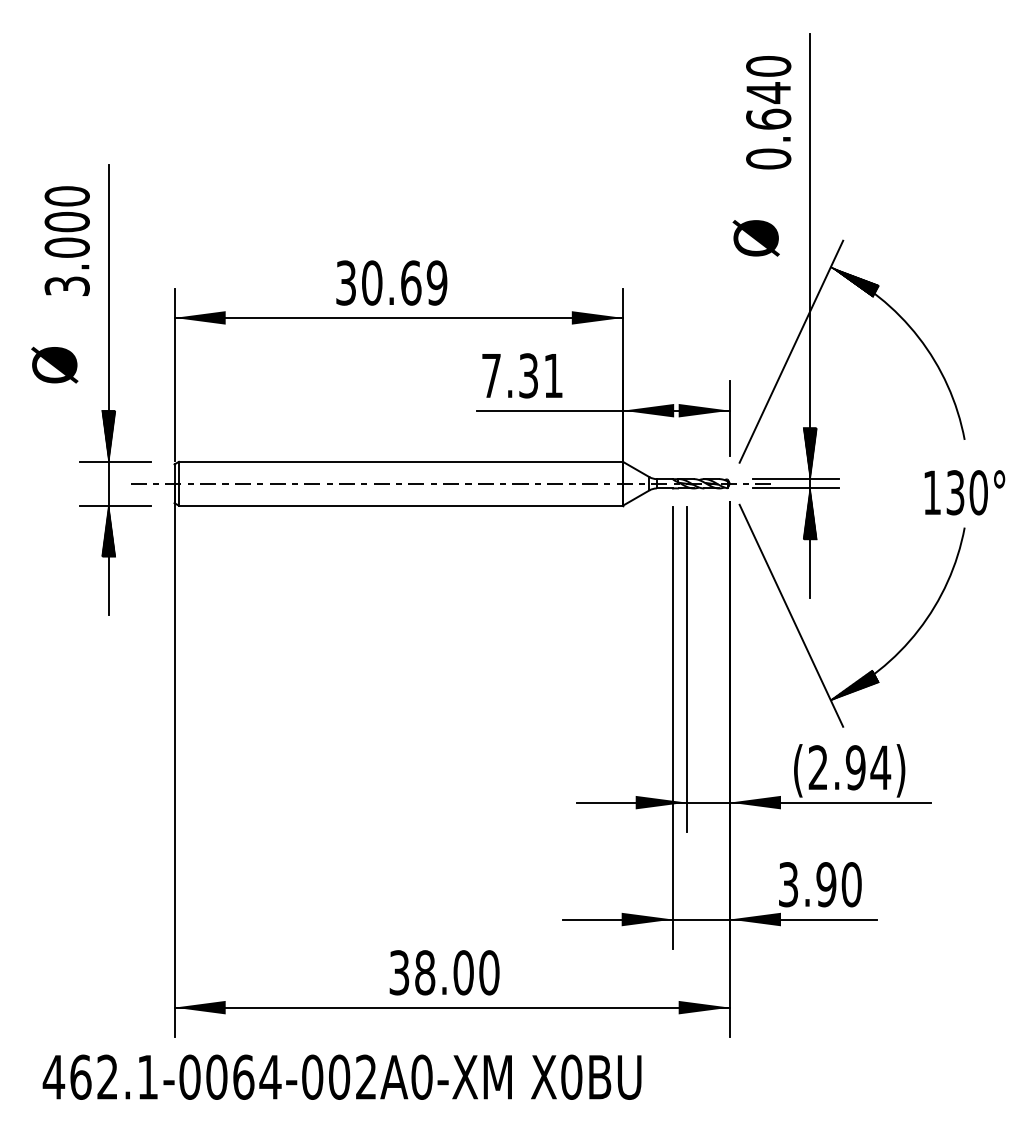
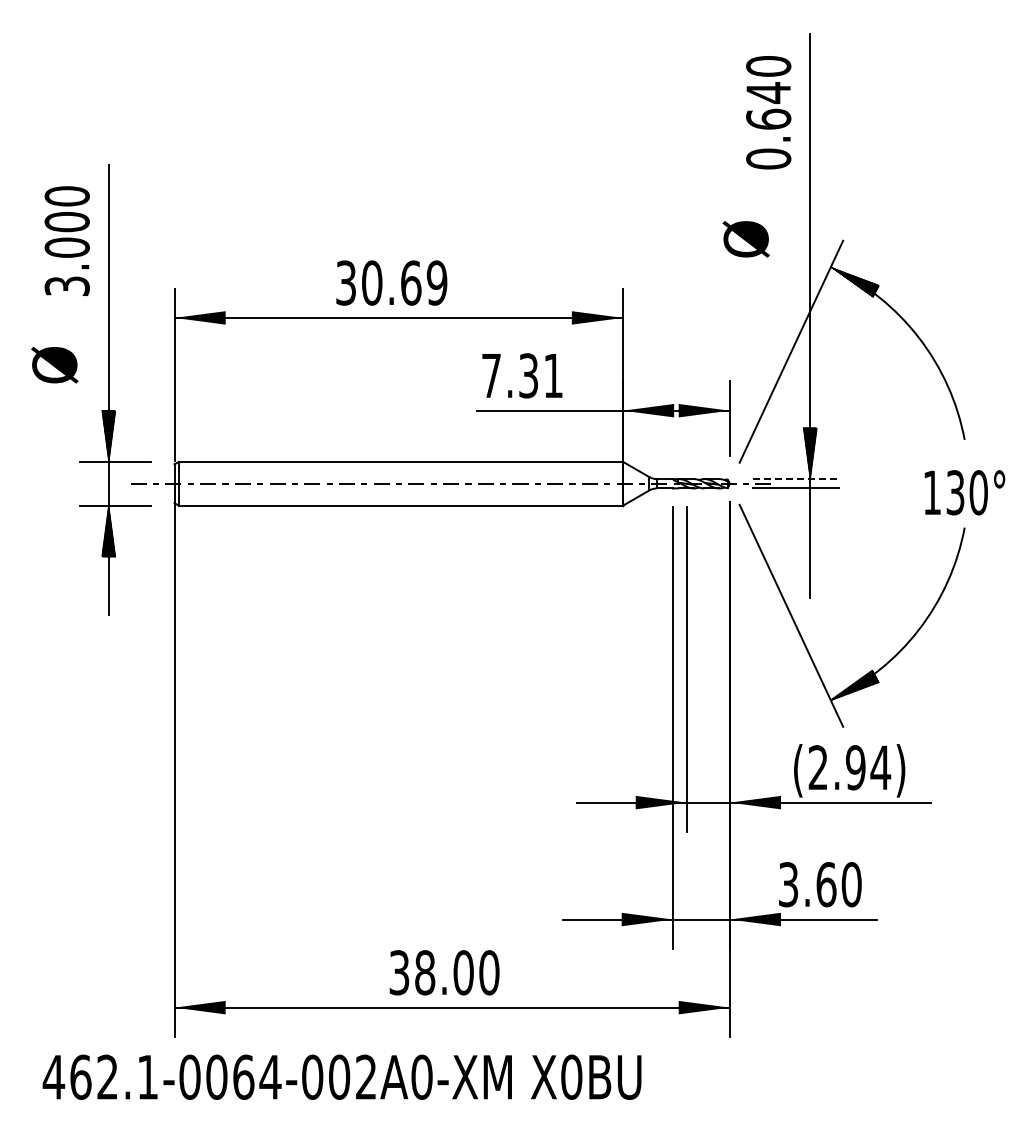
text position: (755, 238) -> (745, 239) (745, 239)
line: solid -> dashed (796, 479)
hatch: present -> none (809, 513)
text: 3.90 -> 3.60 (826, 884)
